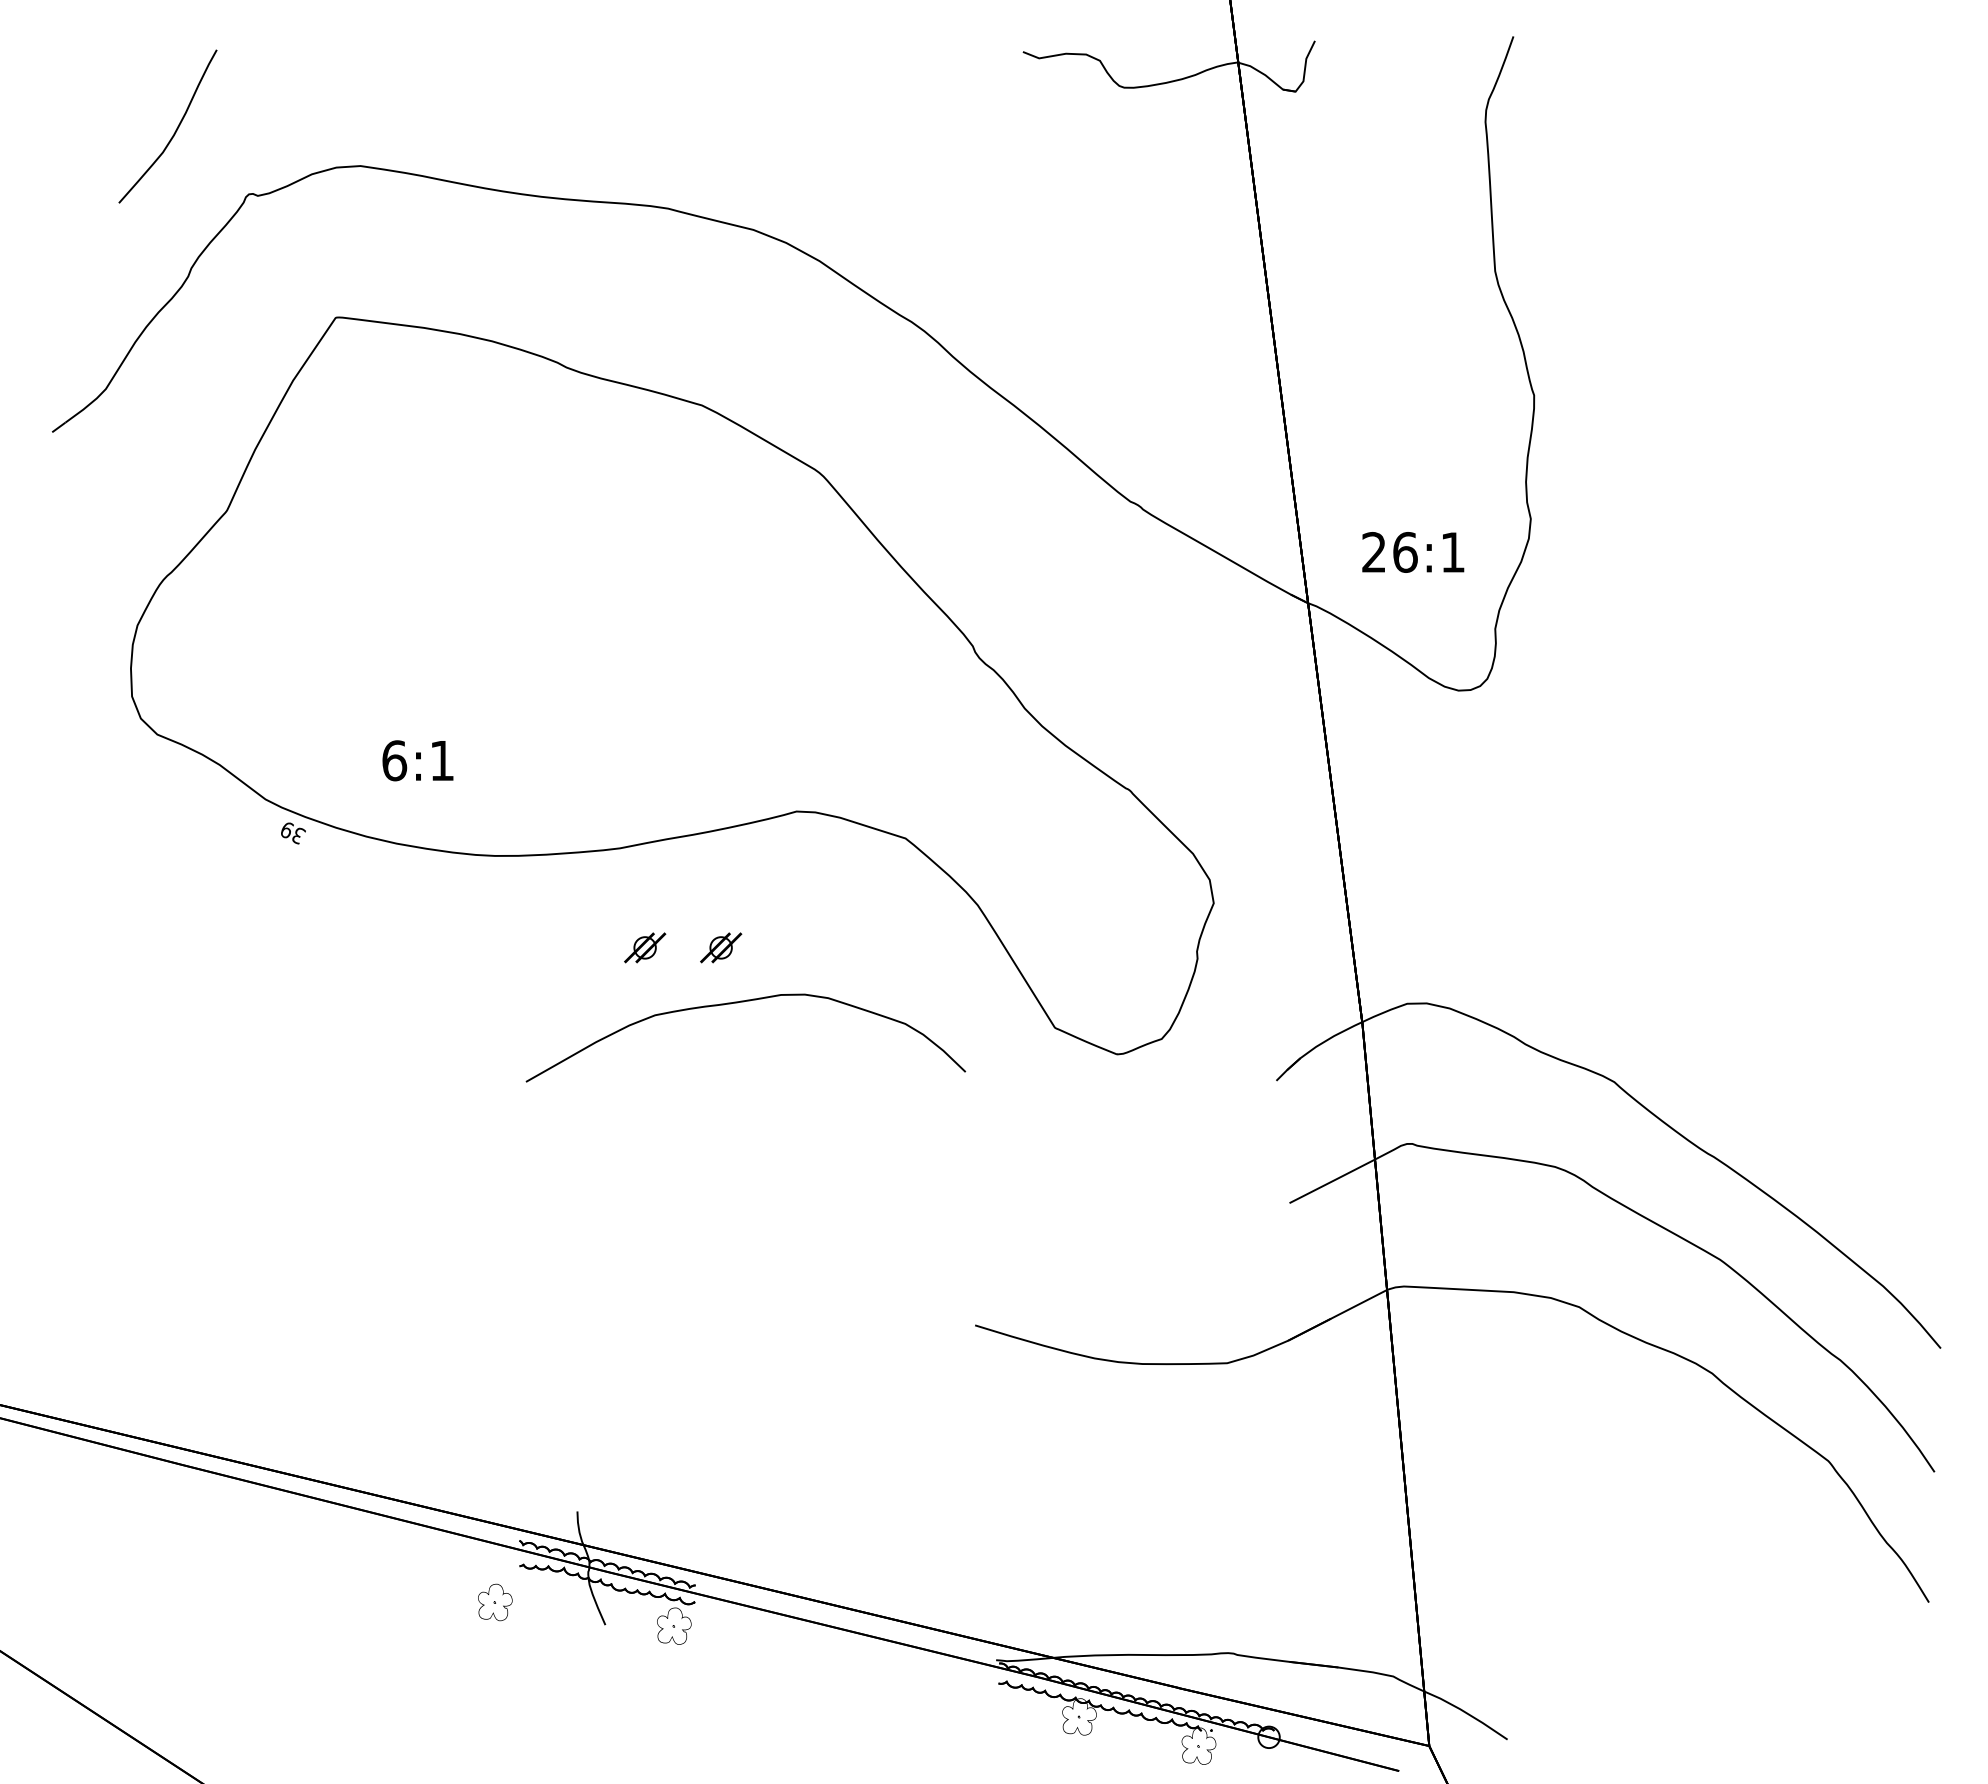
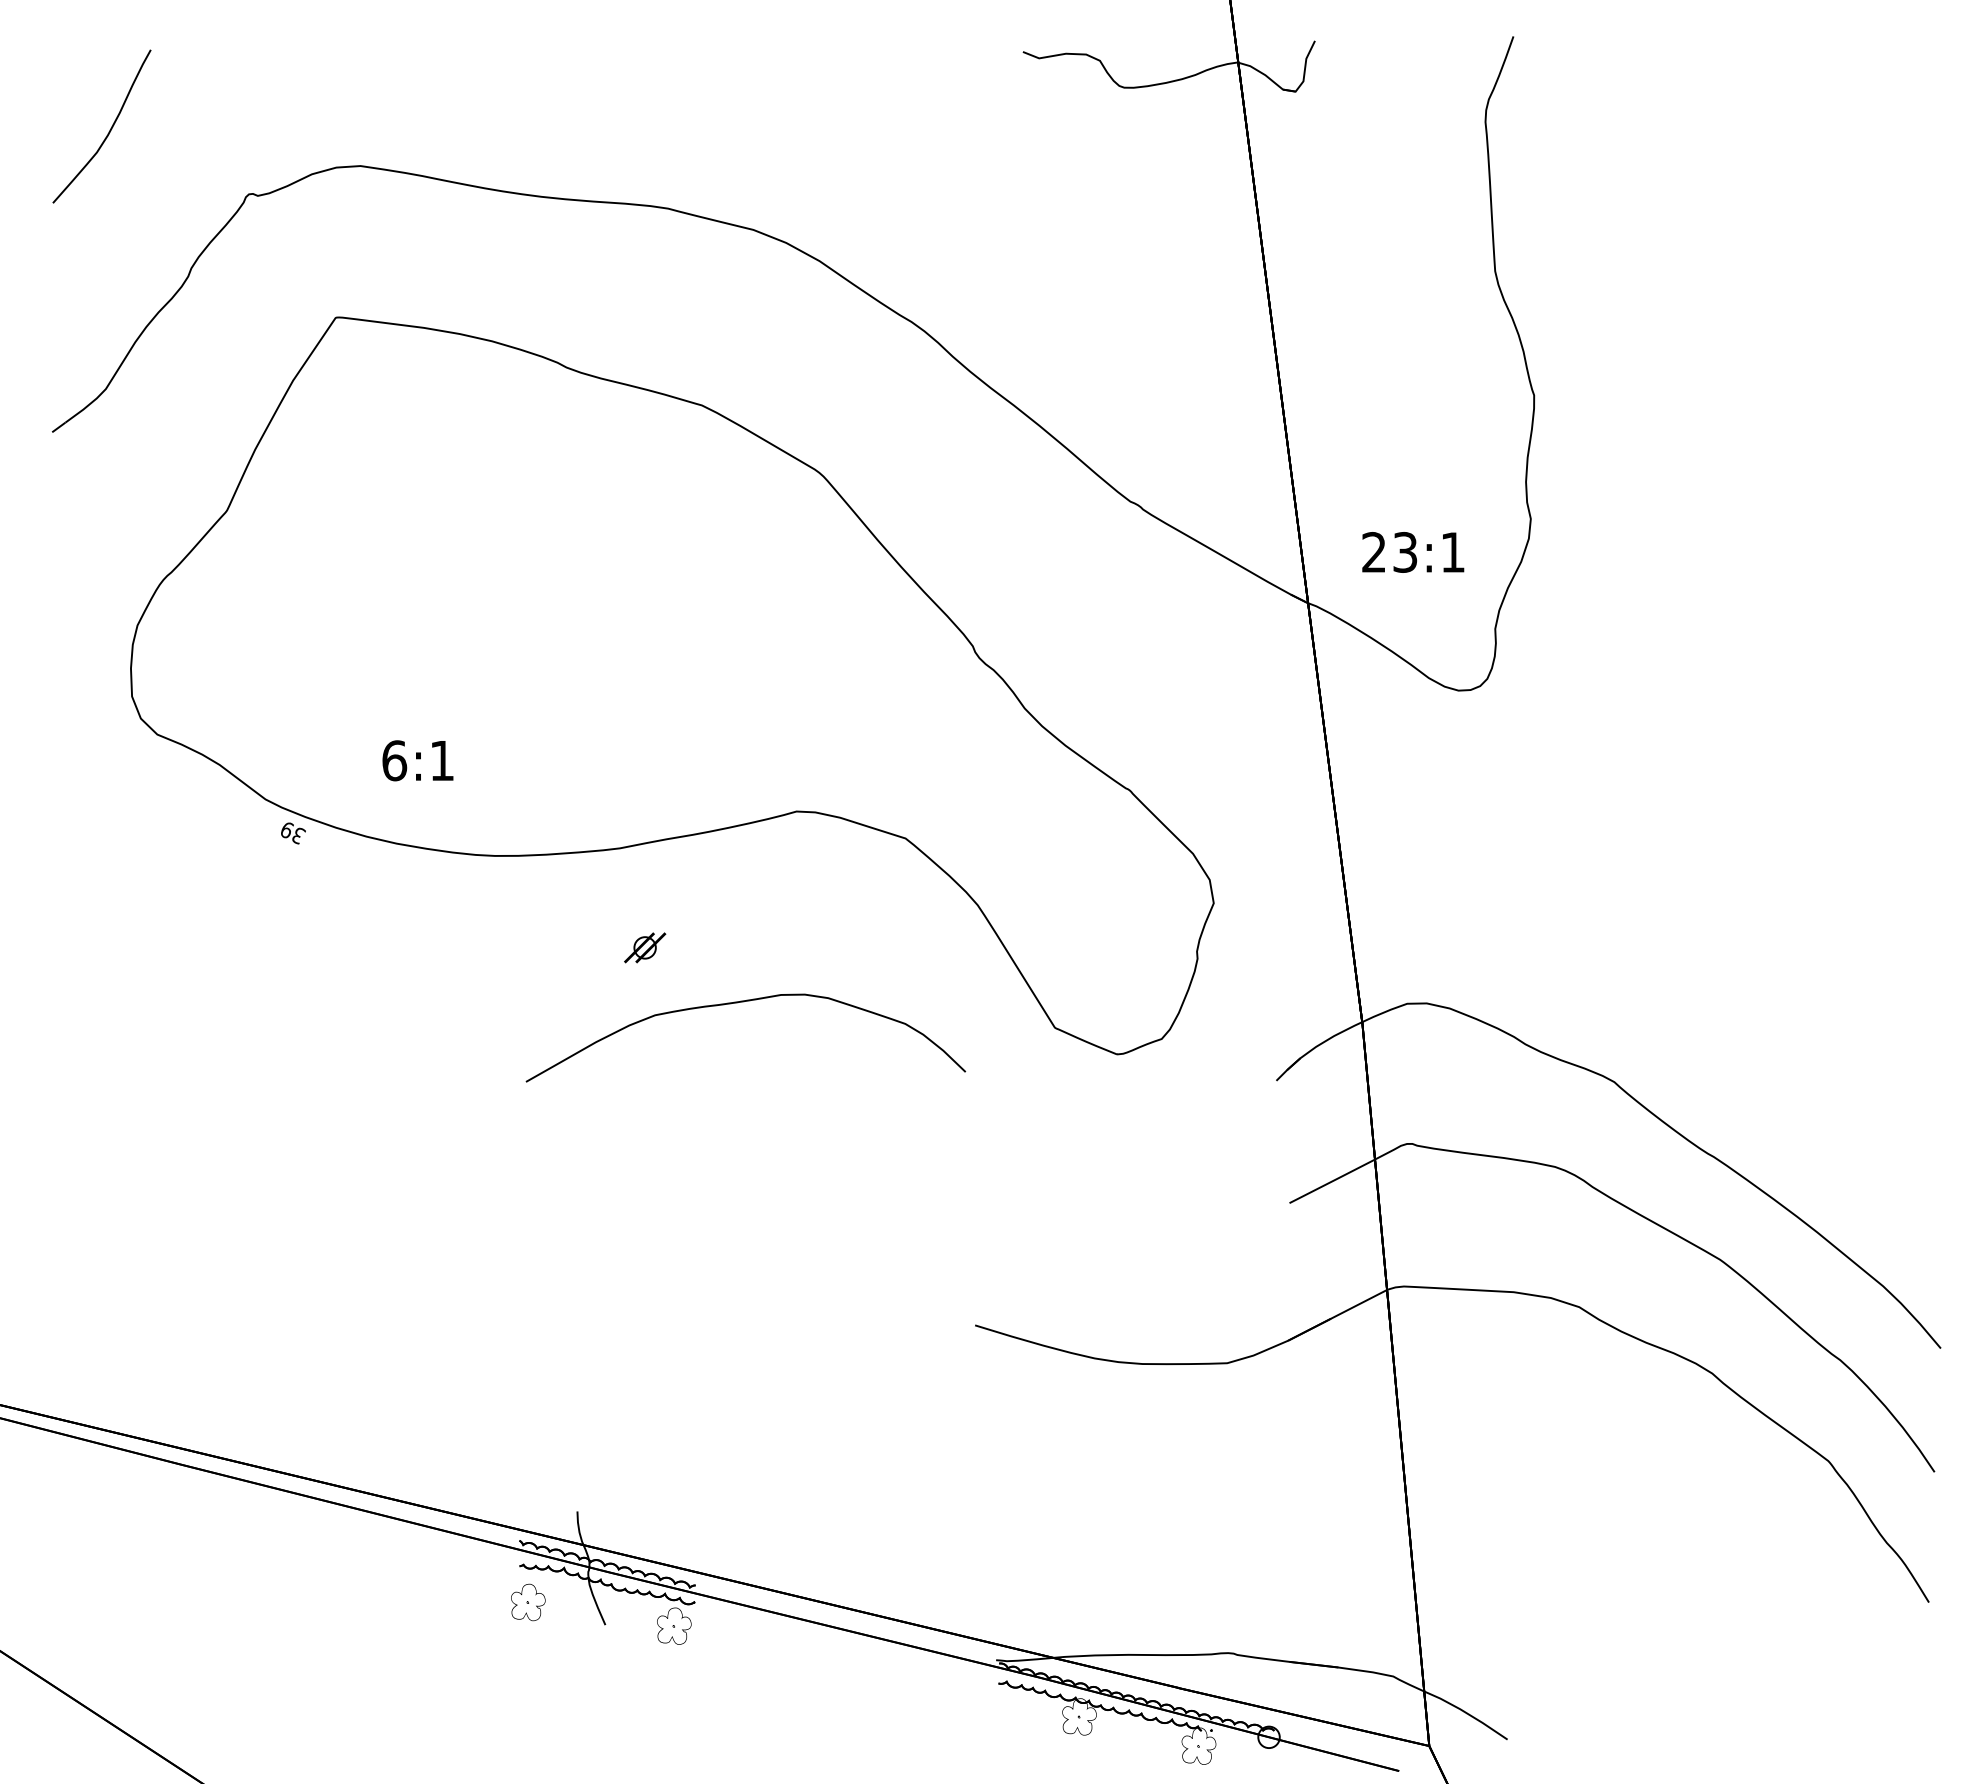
curve position: (174, 131) -> (108, 131) (108, 131)
text: 26:1 -> 23:1 (1405, 552)
part: present -> none (721, 947)
part position: (495, 1602) -> (528, 1602) (528, 1602)
